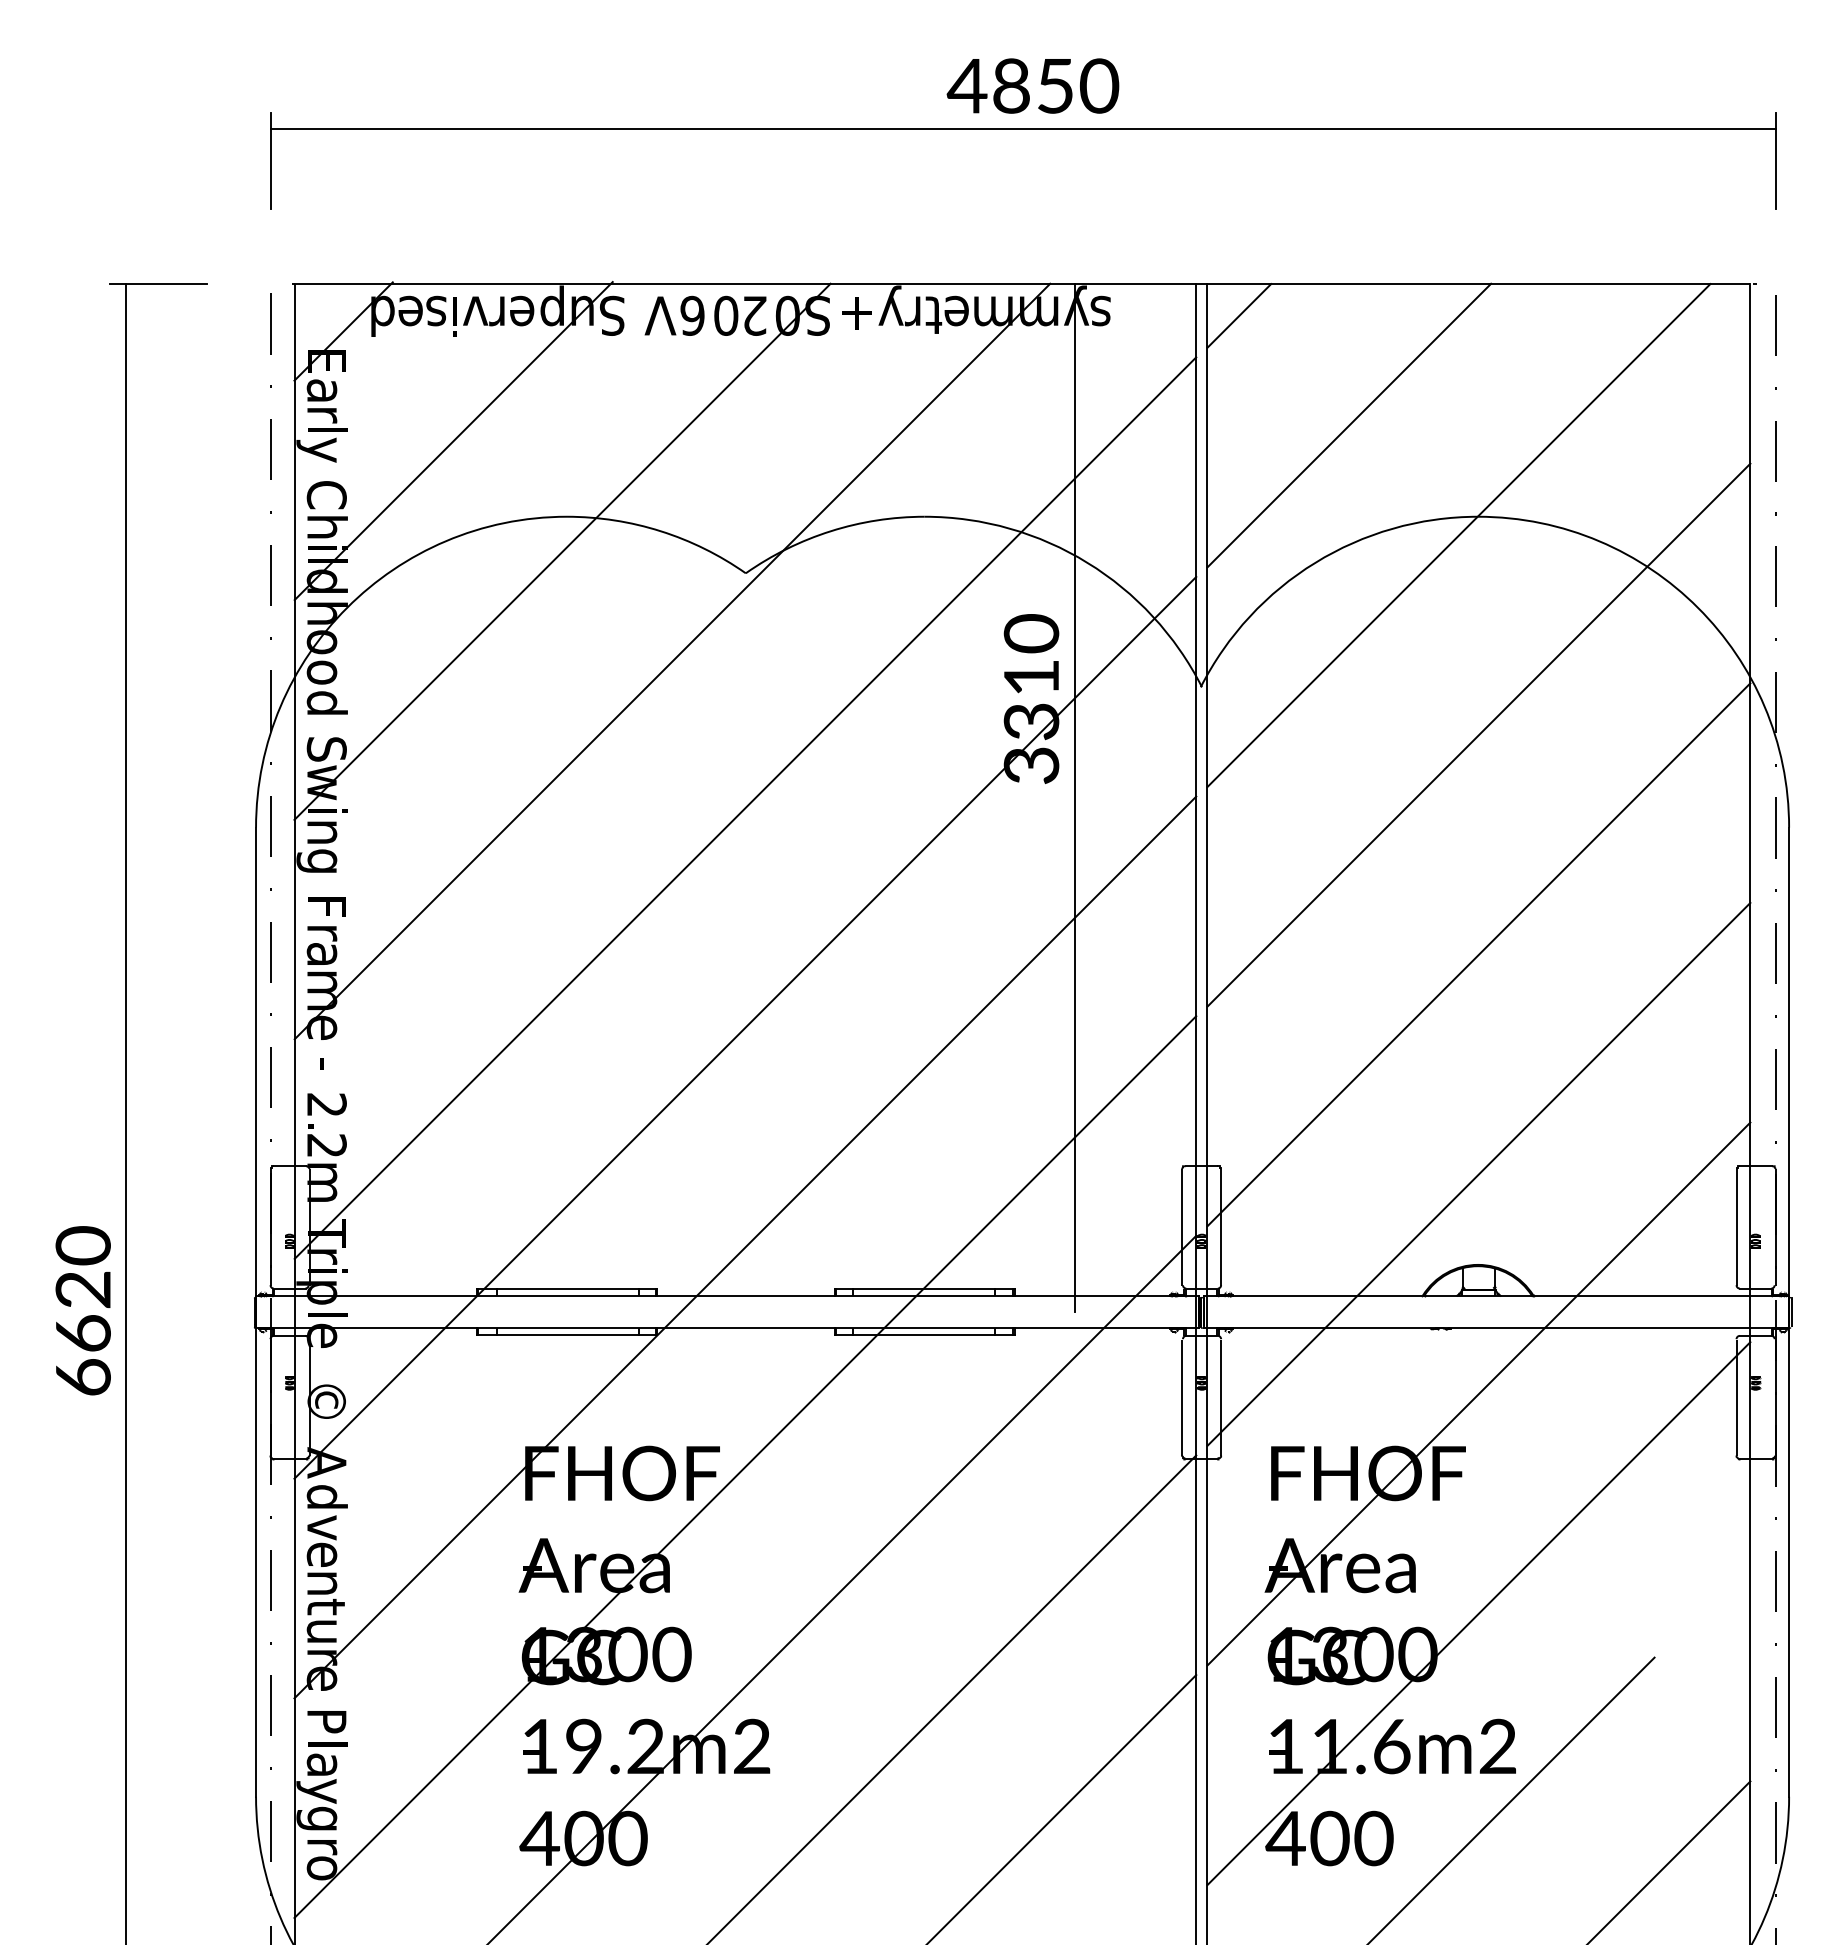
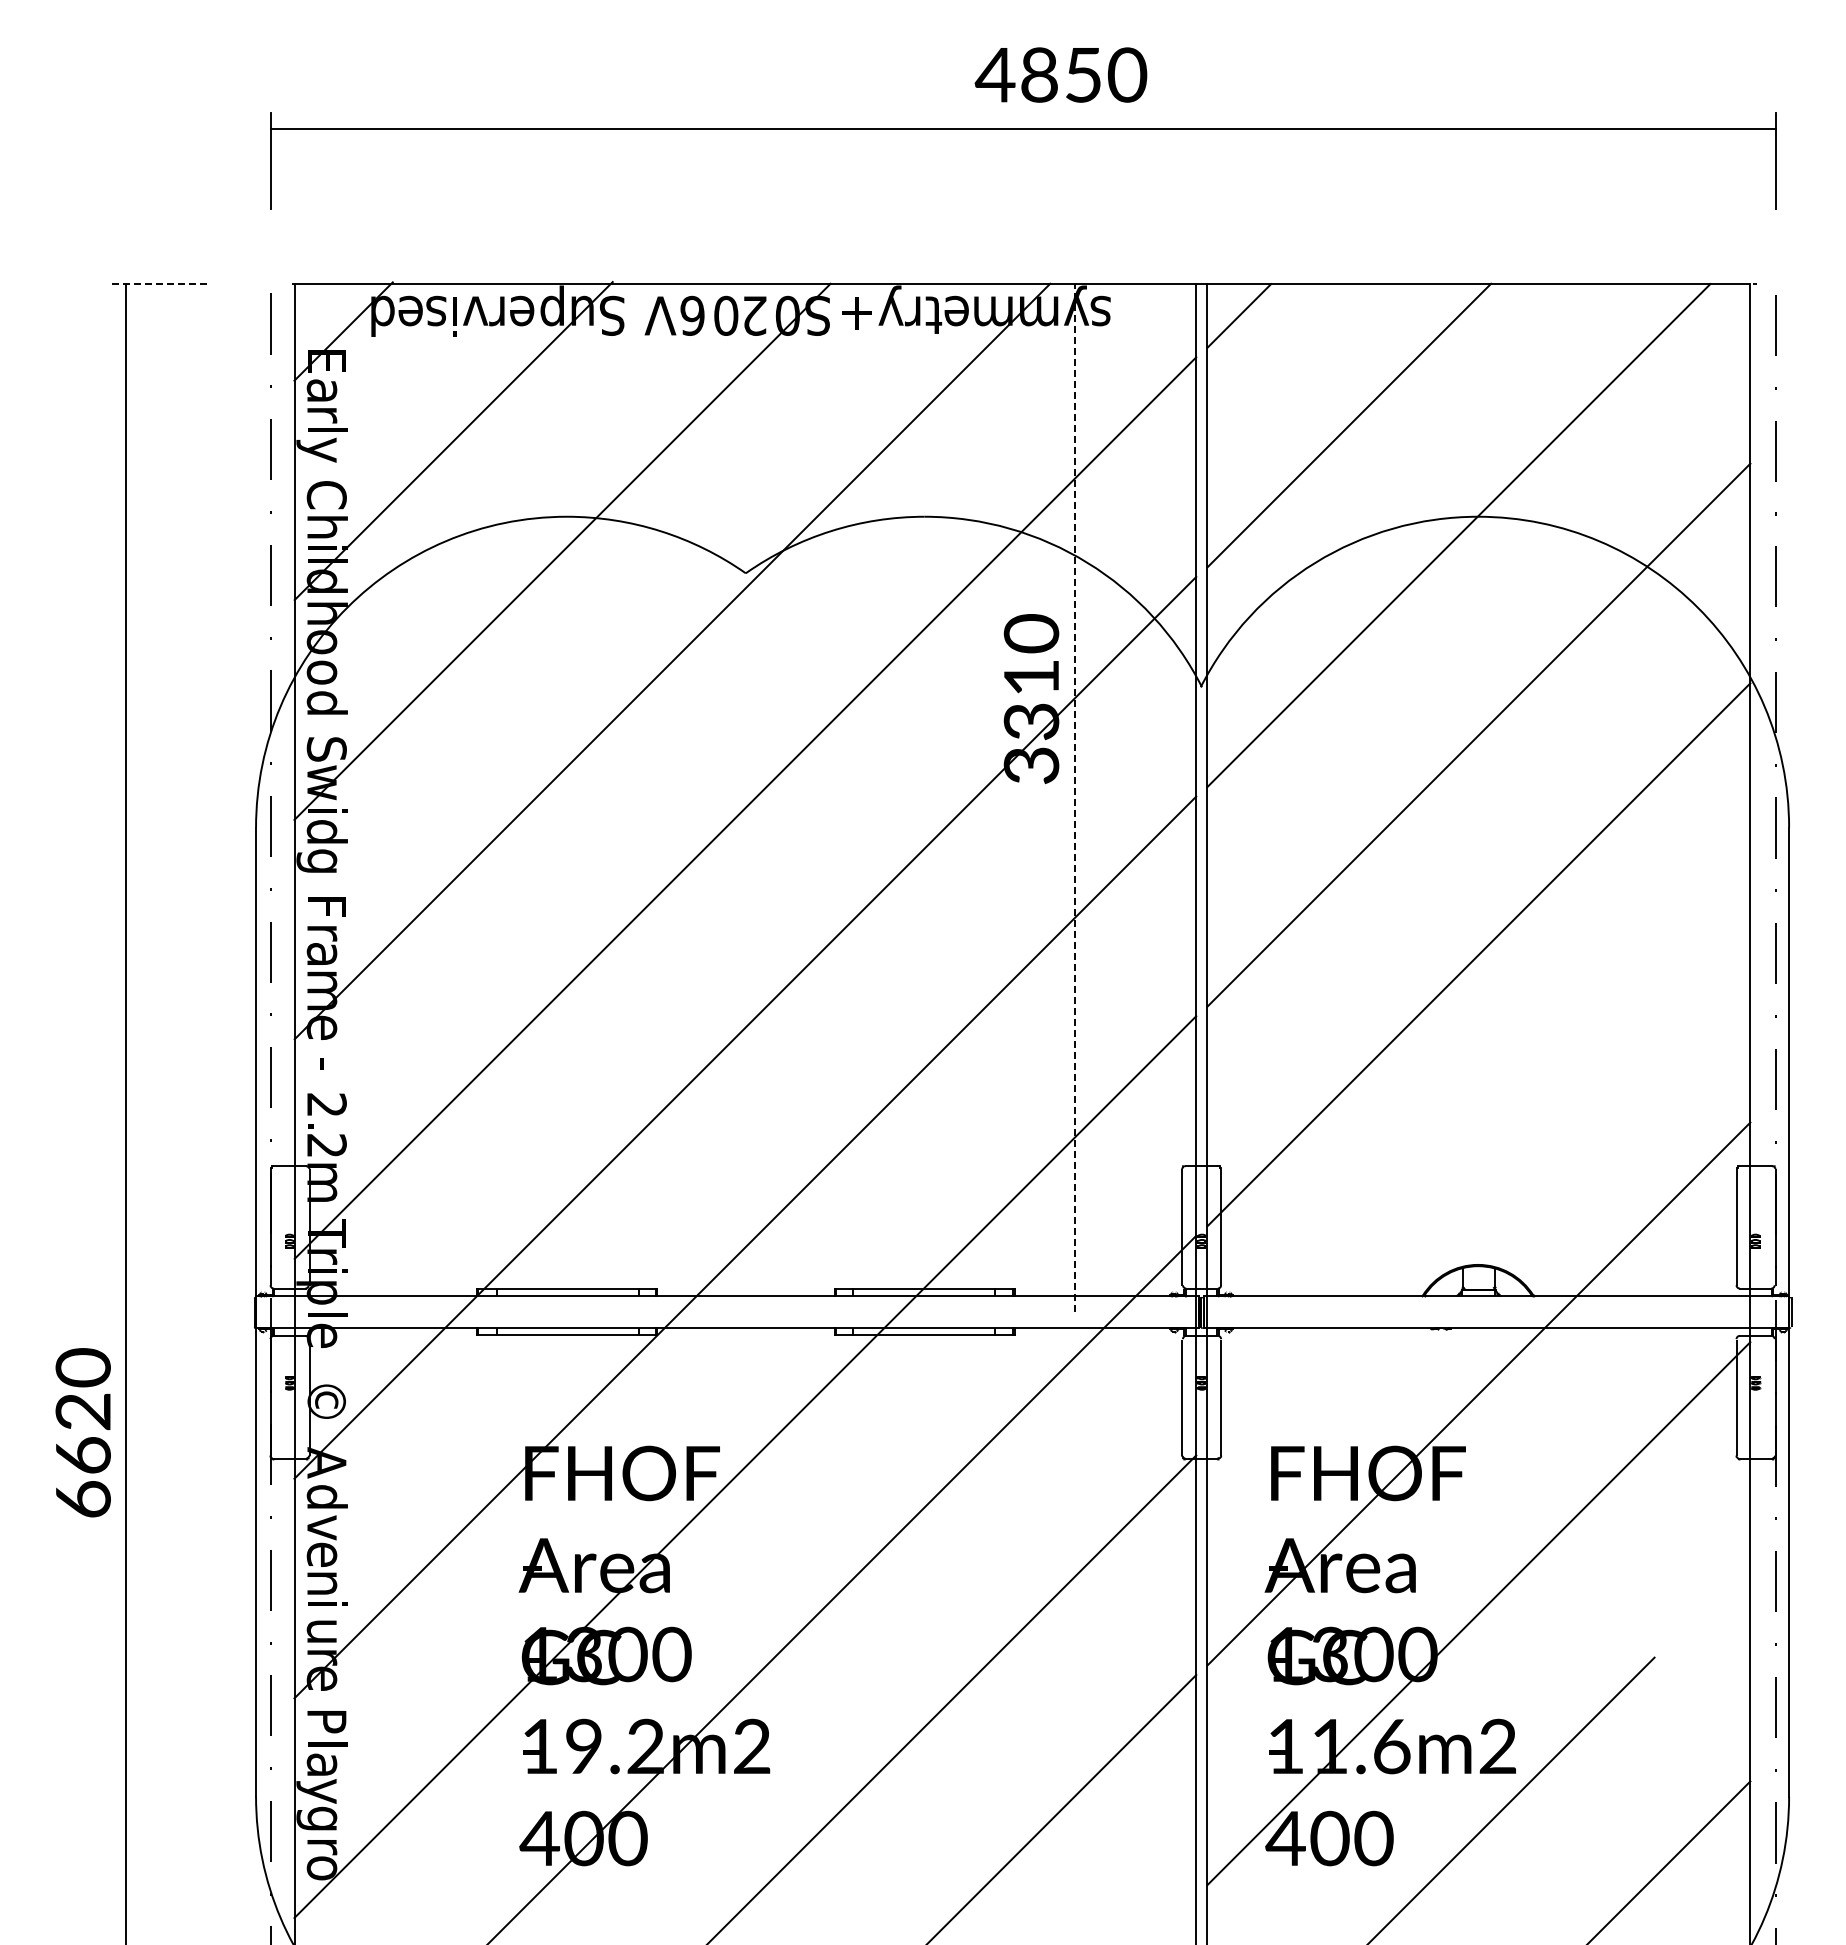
text position: (1032, 85) -> (1060, 74) (1060, 74)
line: solid -> dashed (158, 284)
line: solid -> dashed (1075, 797)
text: n -> d (326, 831)
line: present -> none (1478, 1173)
text position: (82, 1310) -> (82, 1432) (82, 1432)
text: t -> i (327, 1606)
